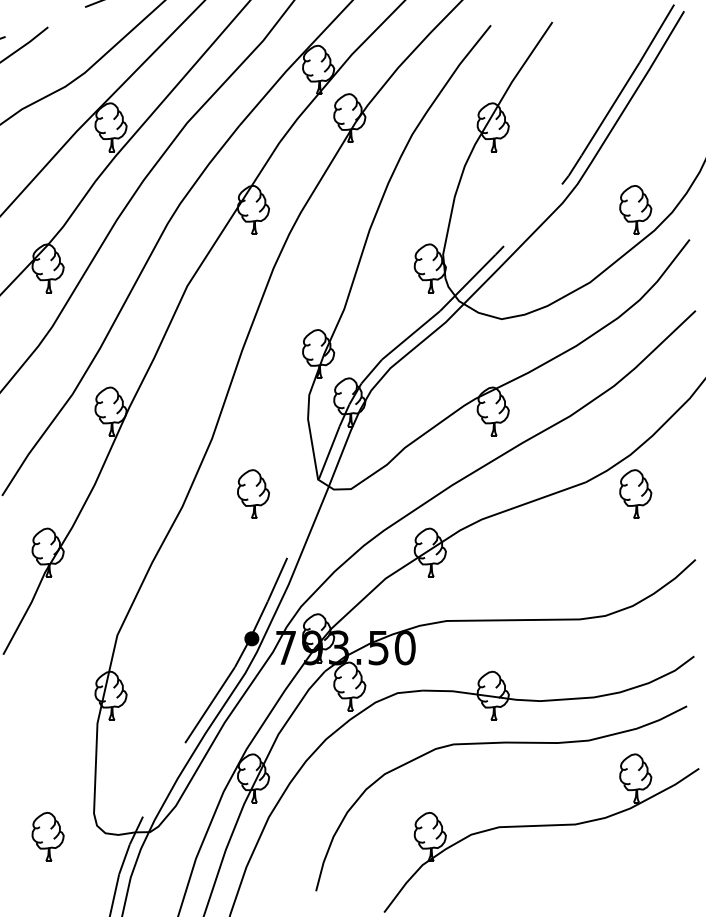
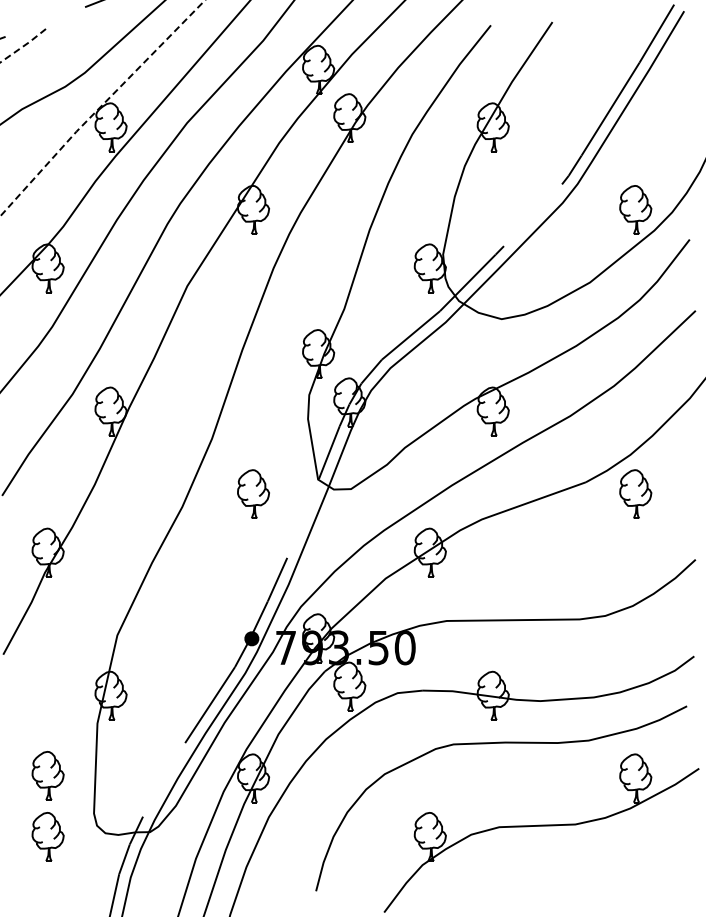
line: solid -> dashed (25, 44)
line: solid -> dashed (100, 106)
part: none -> present (47, 775)
